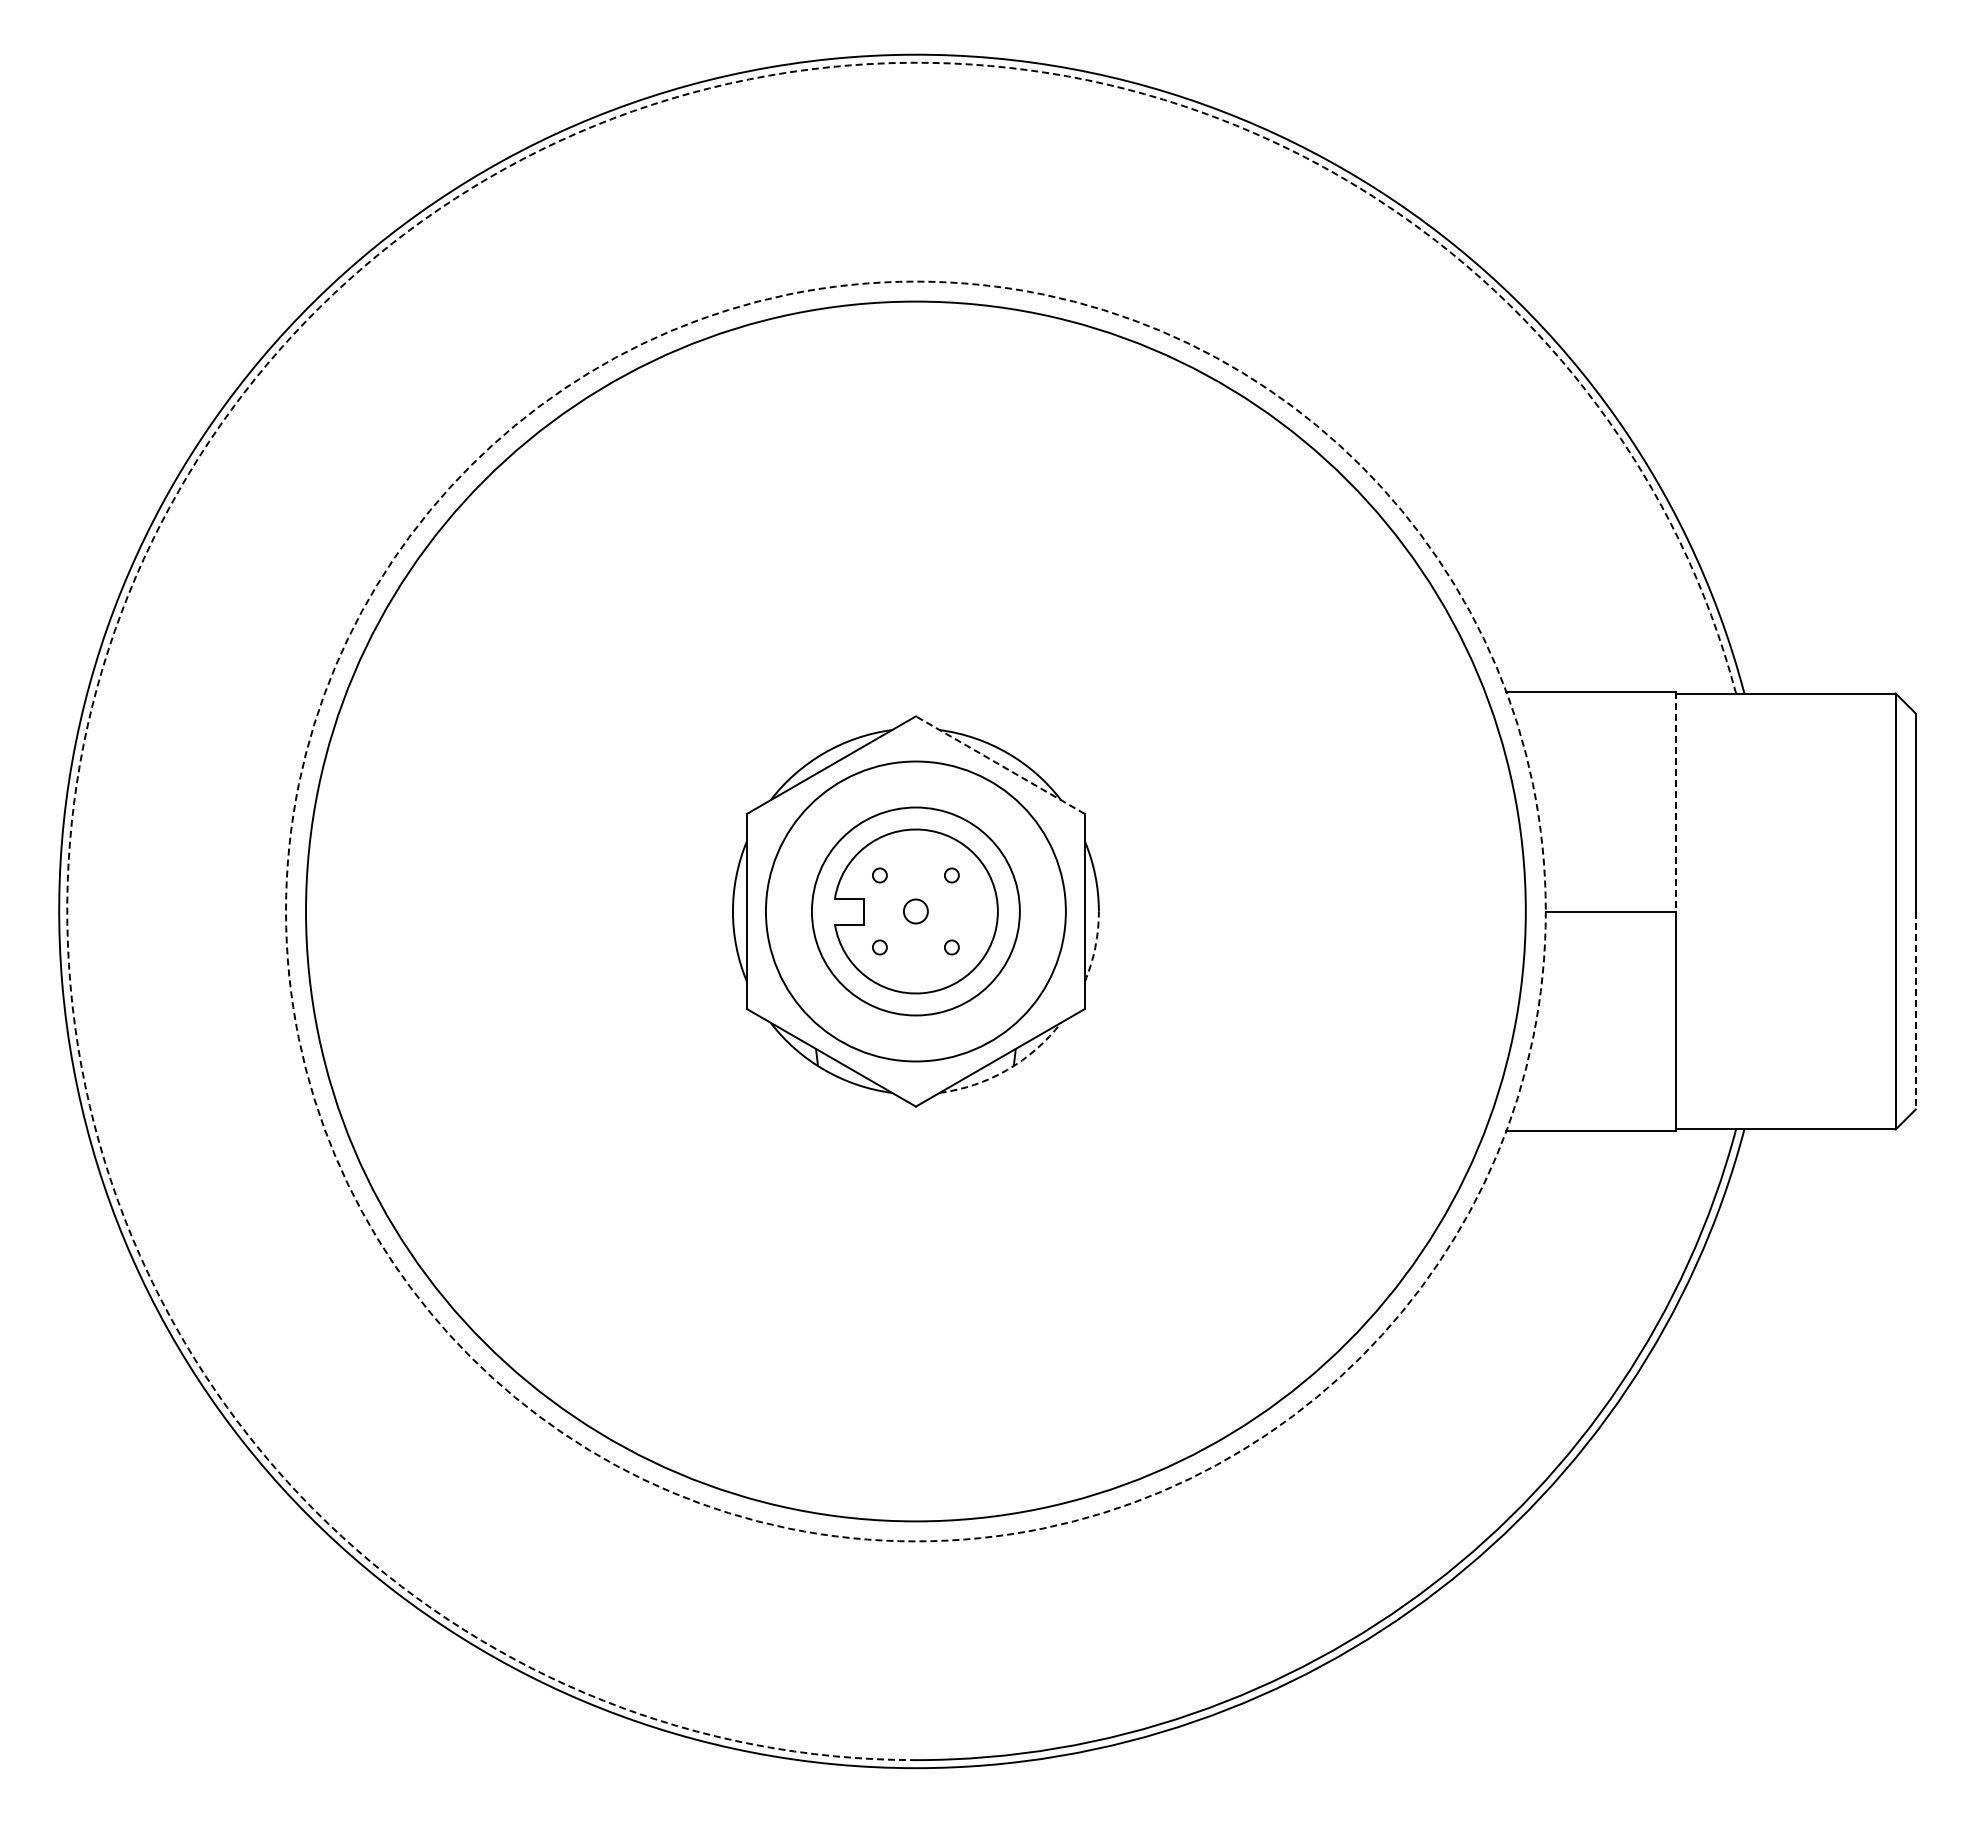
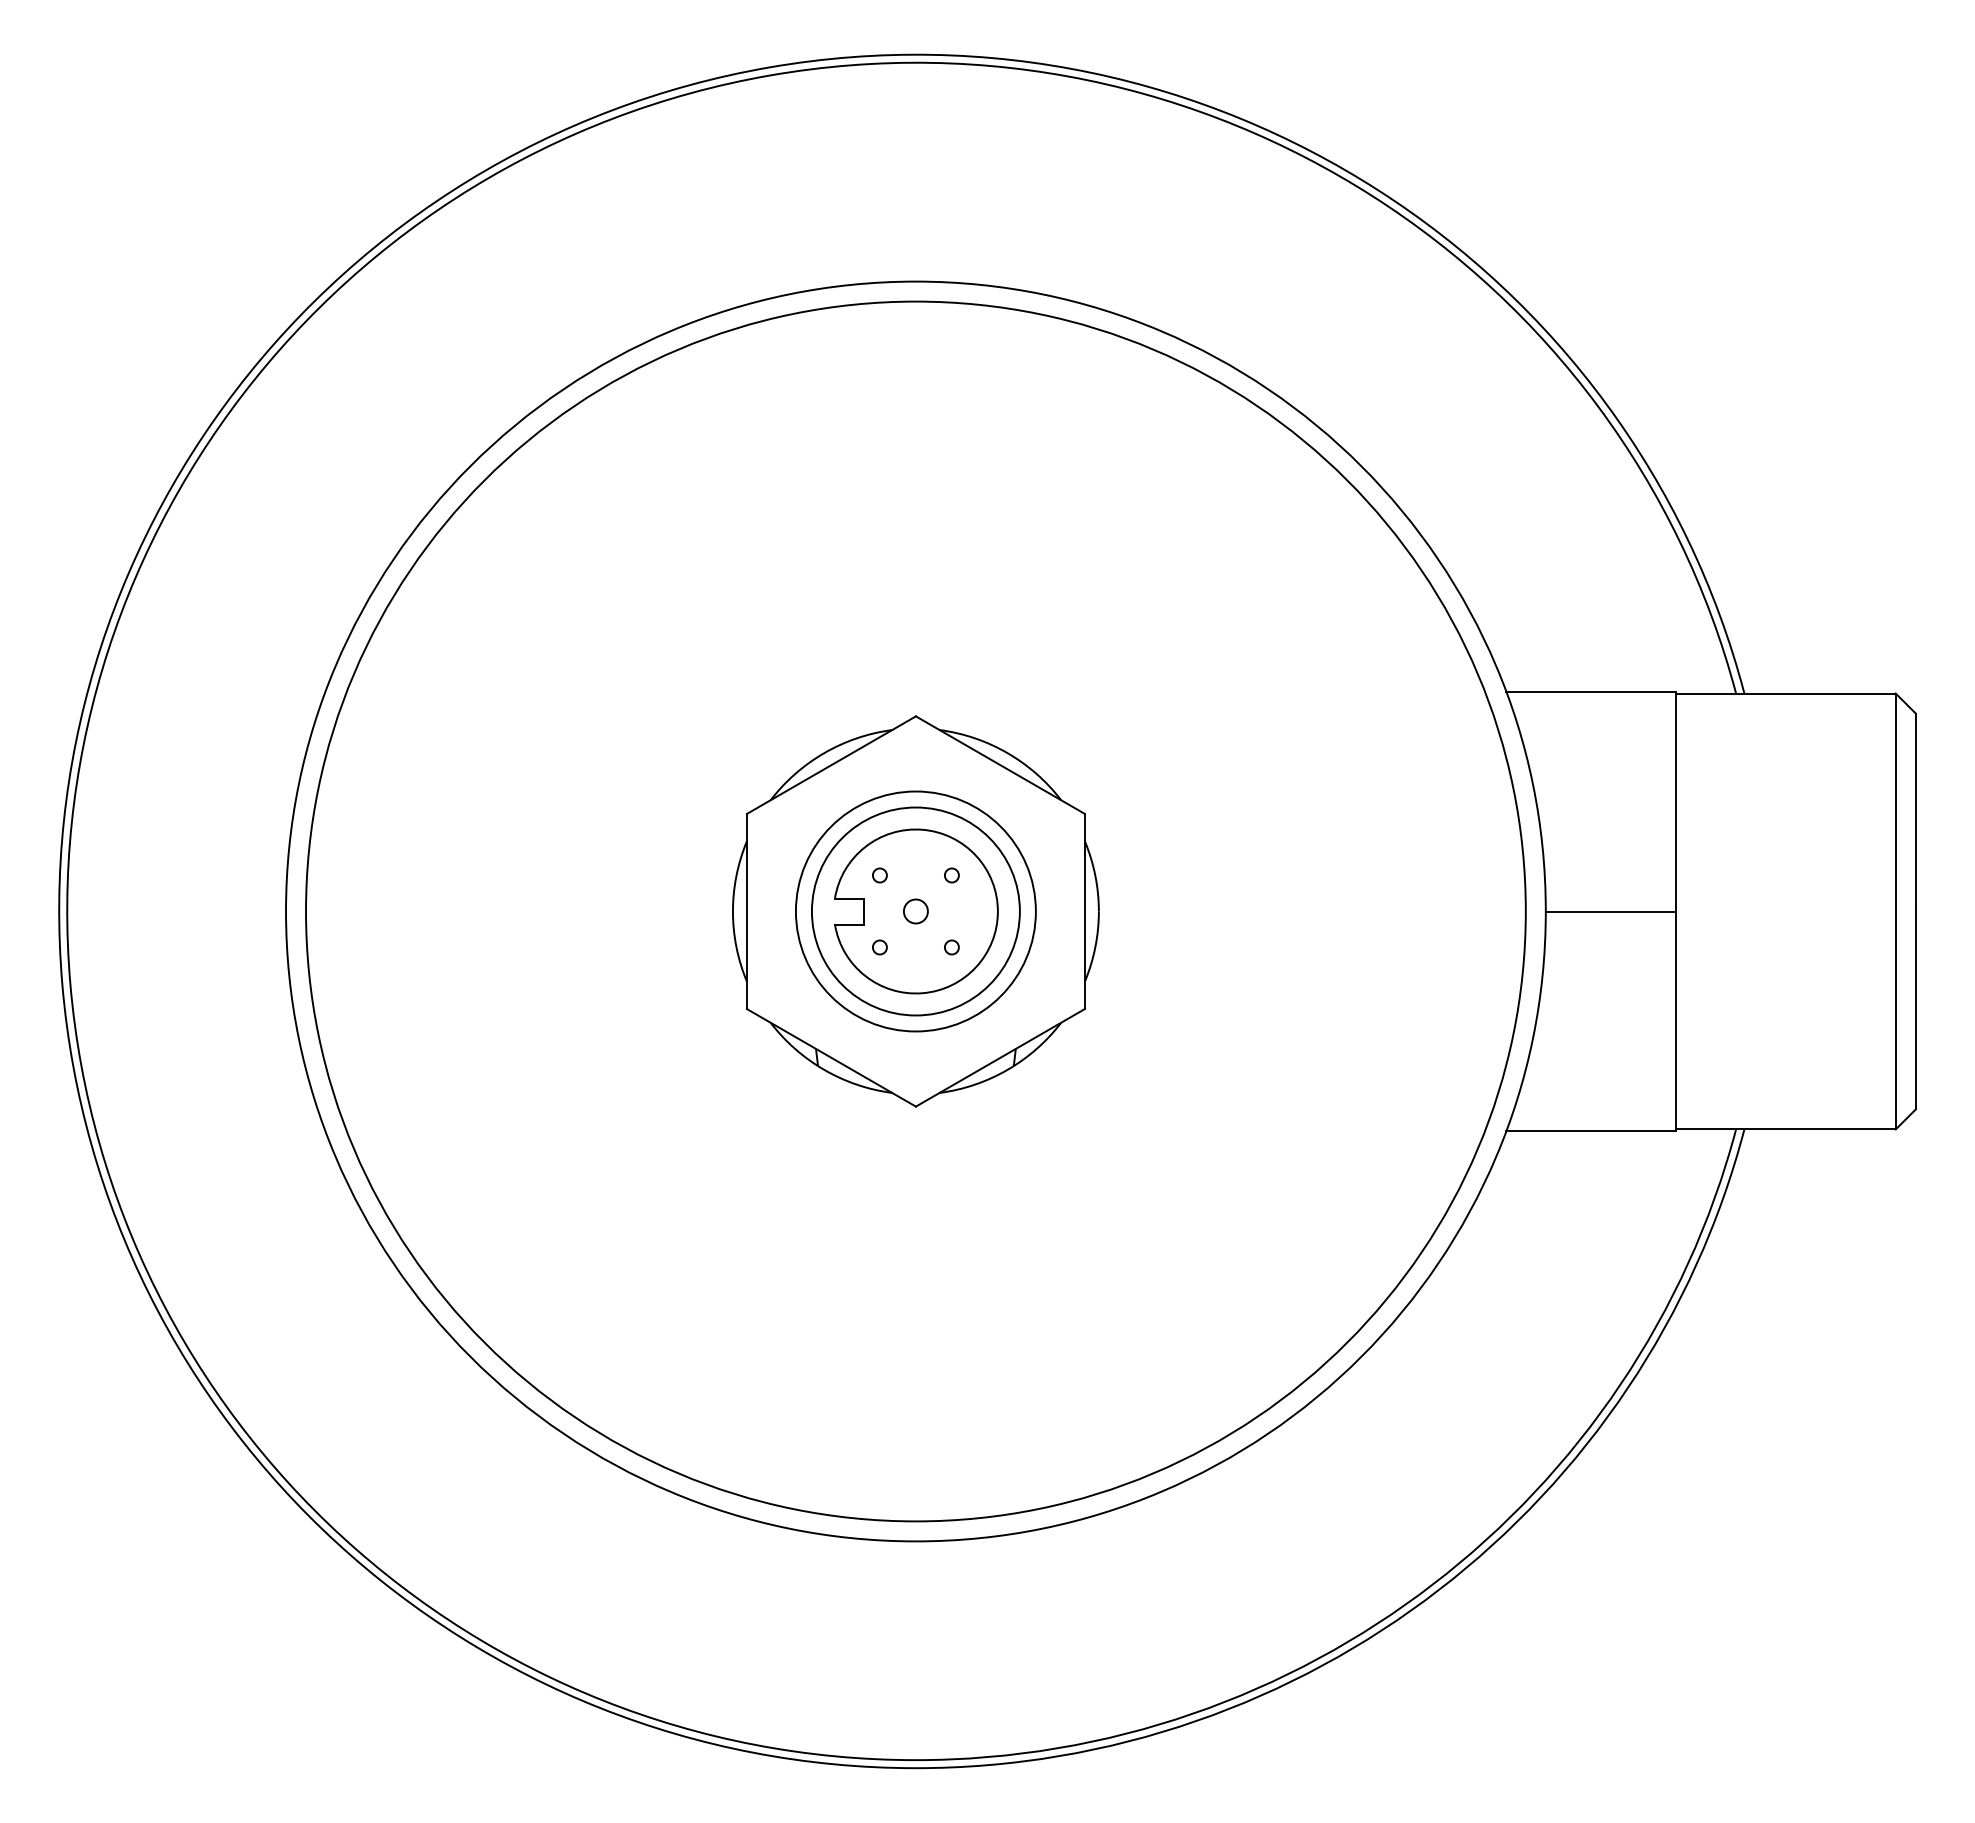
arc: dashed -> solid (243, 394)
line: dashed -> solid (1000, 765)
line: dashed -> solid (1675, 801)
circle diameter: 300 px -> 240 px (915, 911)
circle: dashed -> solid (915, 911)
arc: dashed -> solid (1095, 947)
line: dashed -> solid (1915, 1010)
arc: dashed -> solid (1007, 1069)
